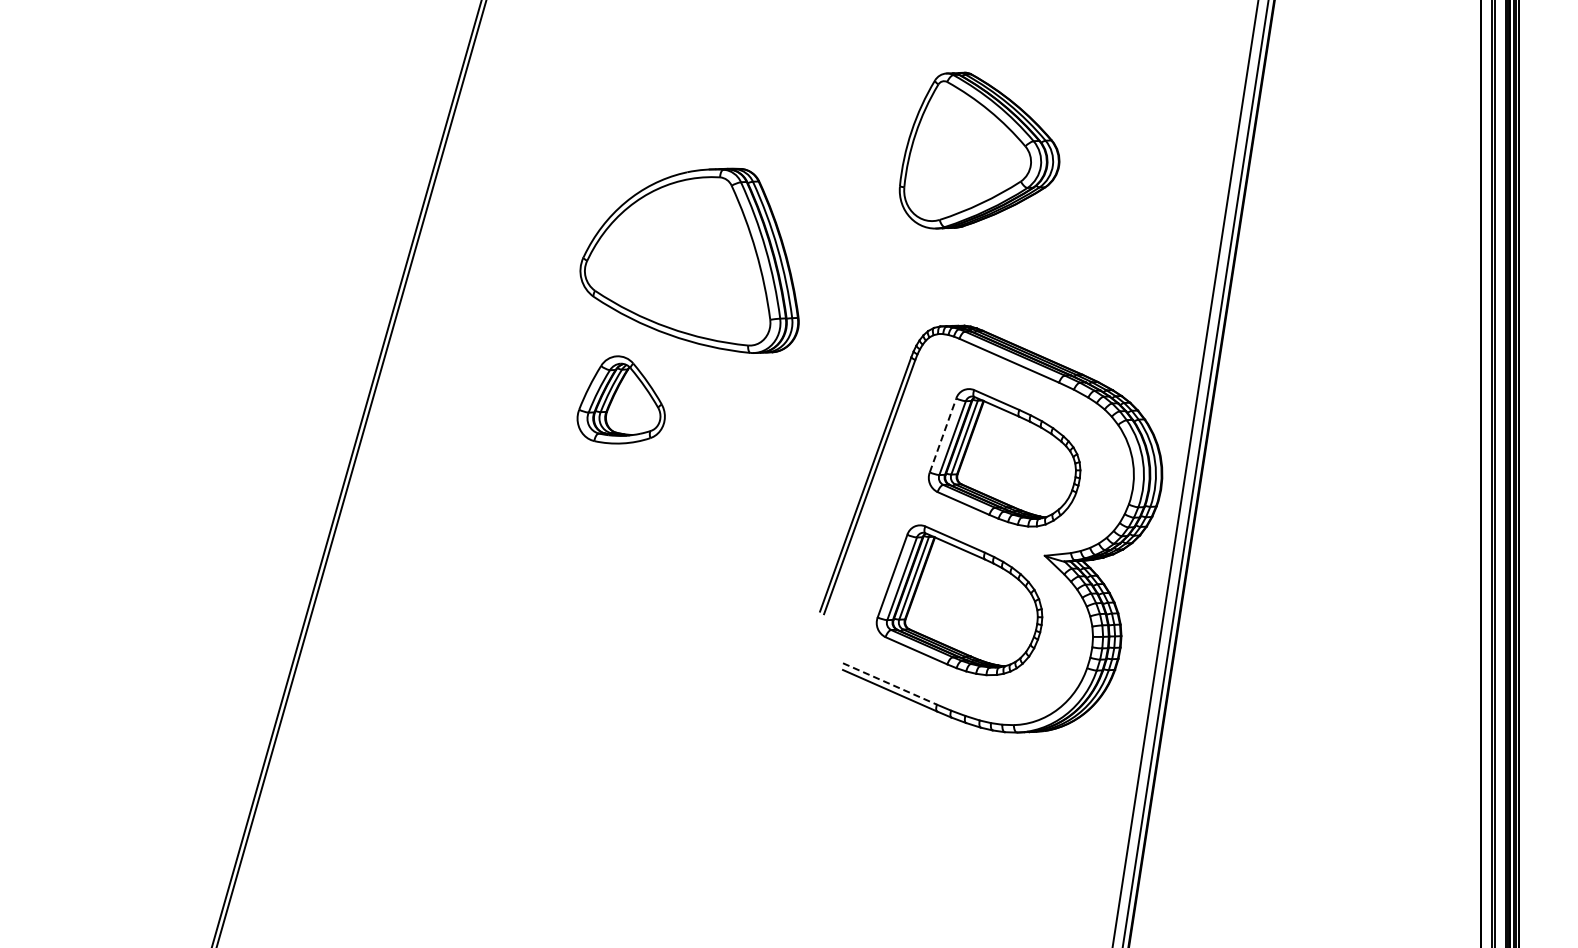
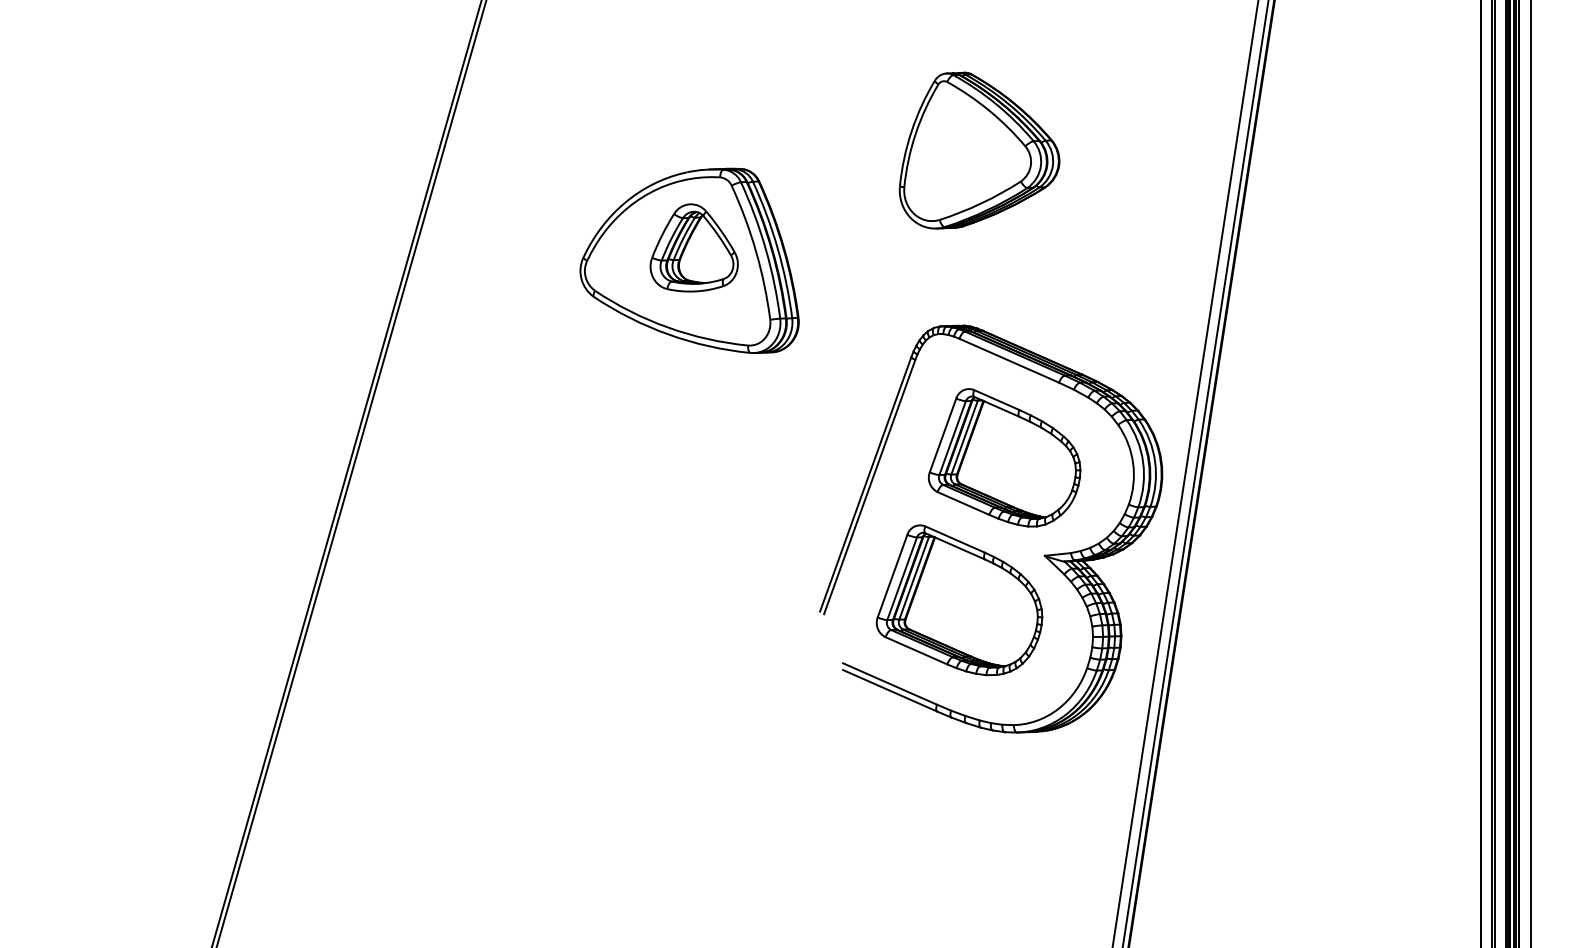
part position: (620, 399) -> (693, 247) (693, 247)
line: dashed -> solid (943, 434)
line: none -> present (1530, 473)
line: dashed -> solid (890, 684)
